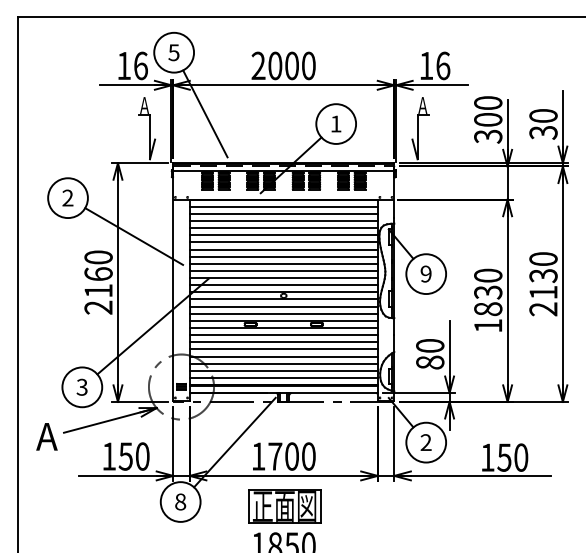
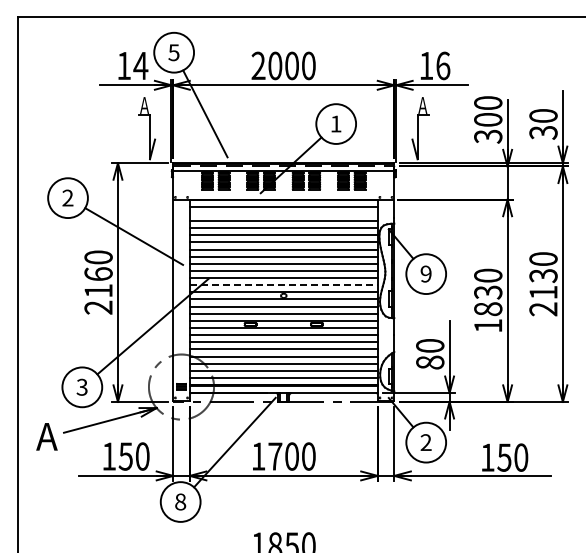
text: 16 -> 14 (140, 65)
line: present -> none (283, 213)
line: solid -> dashed (283, 285)
part: present -> none (284, 506)
